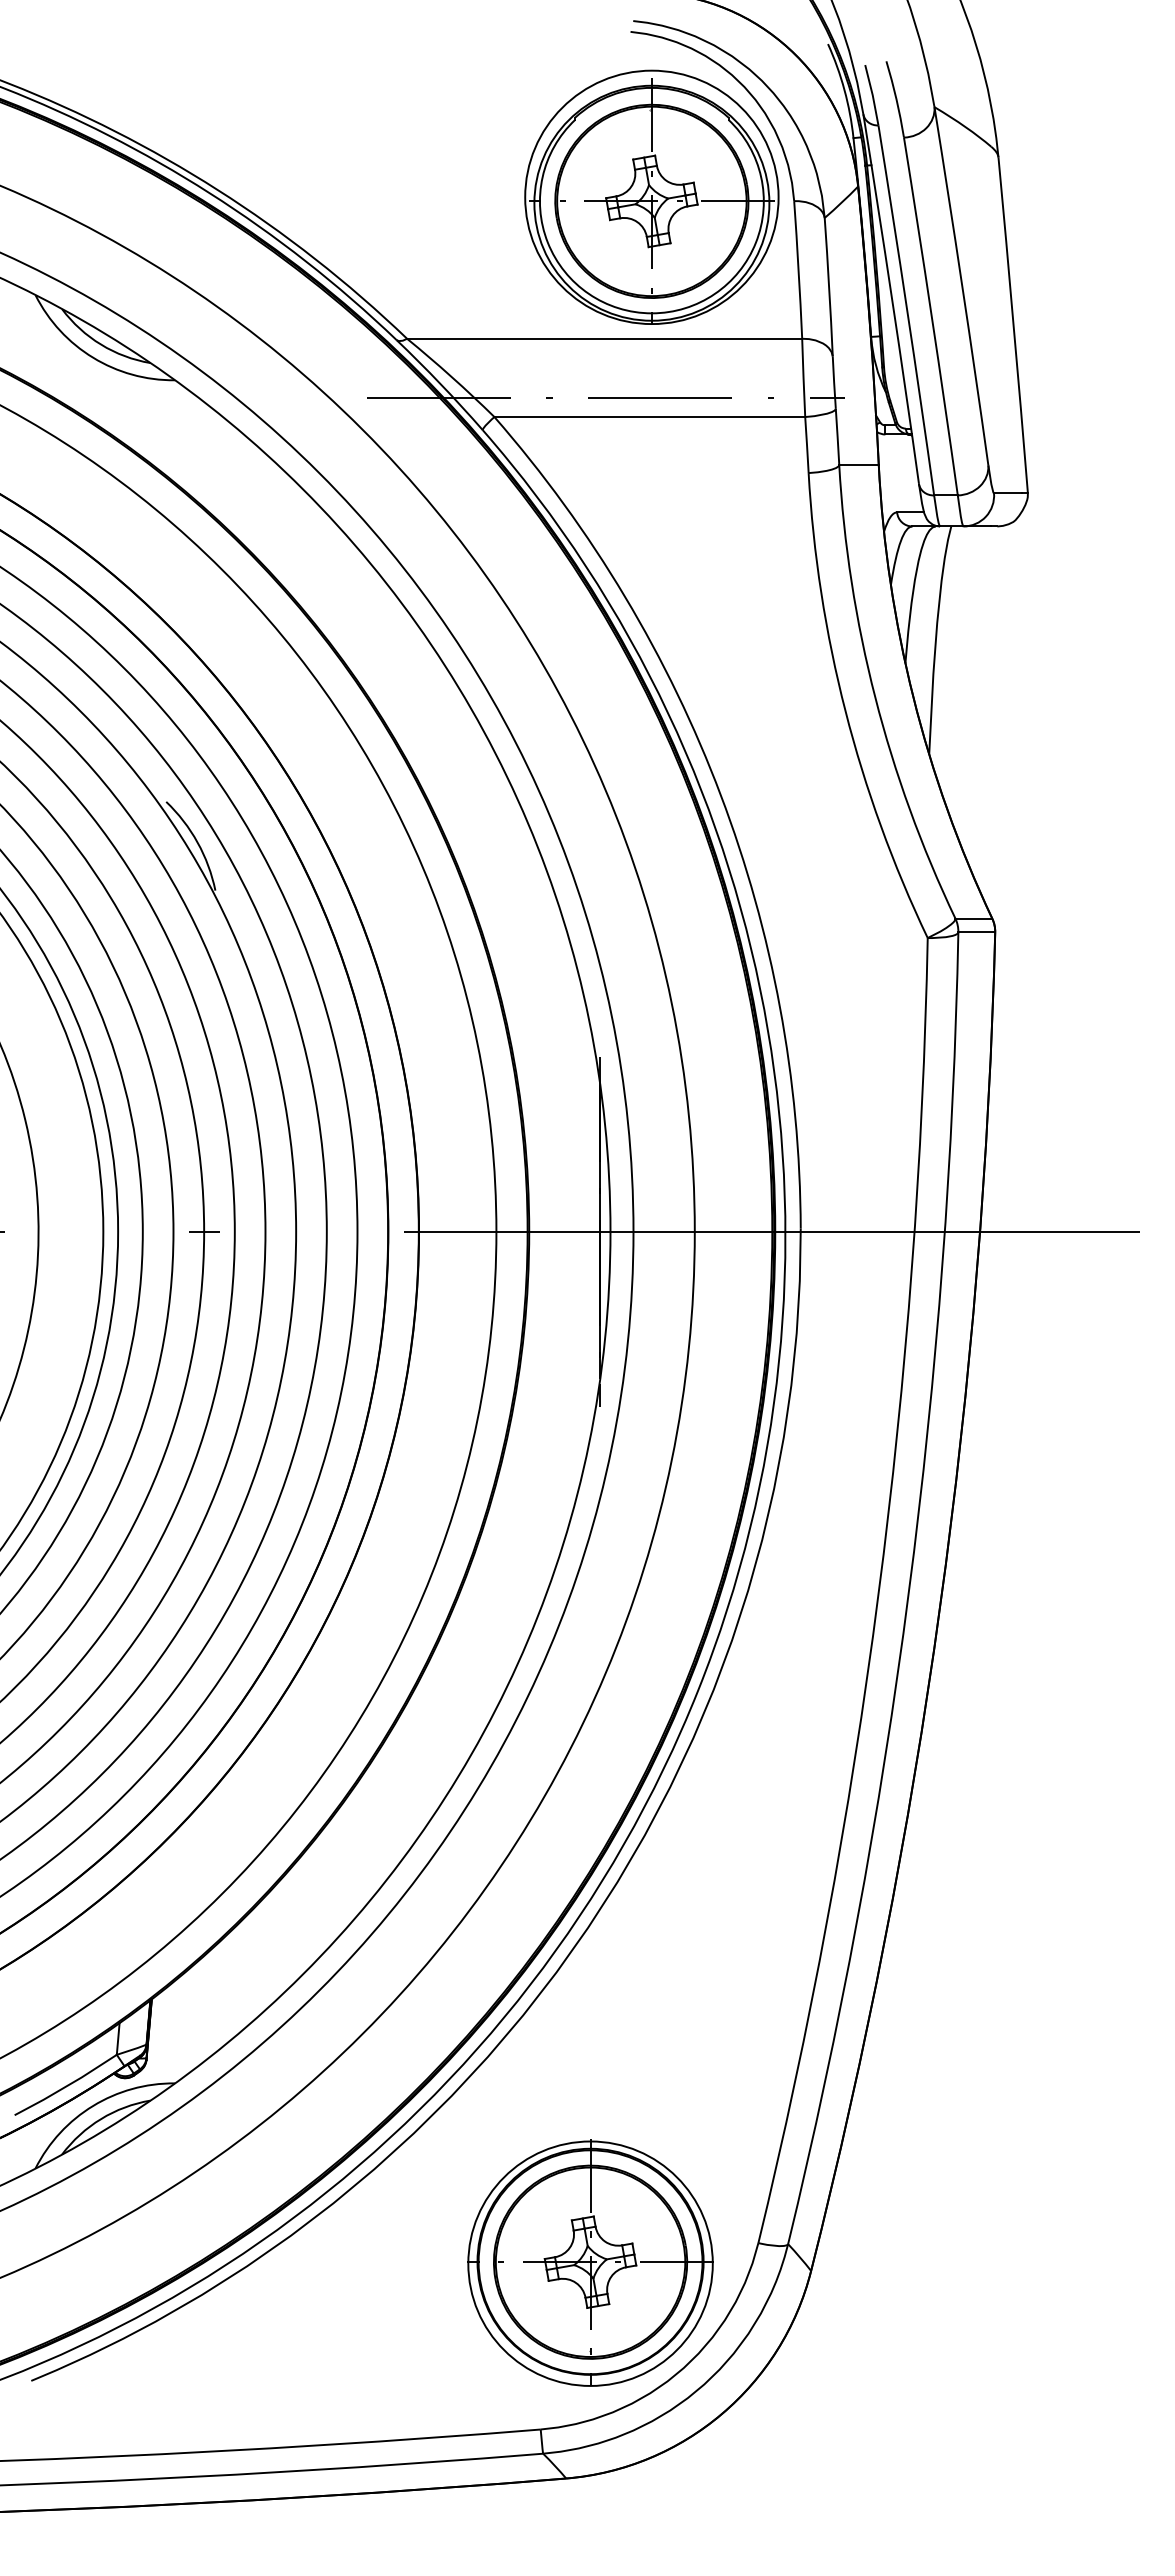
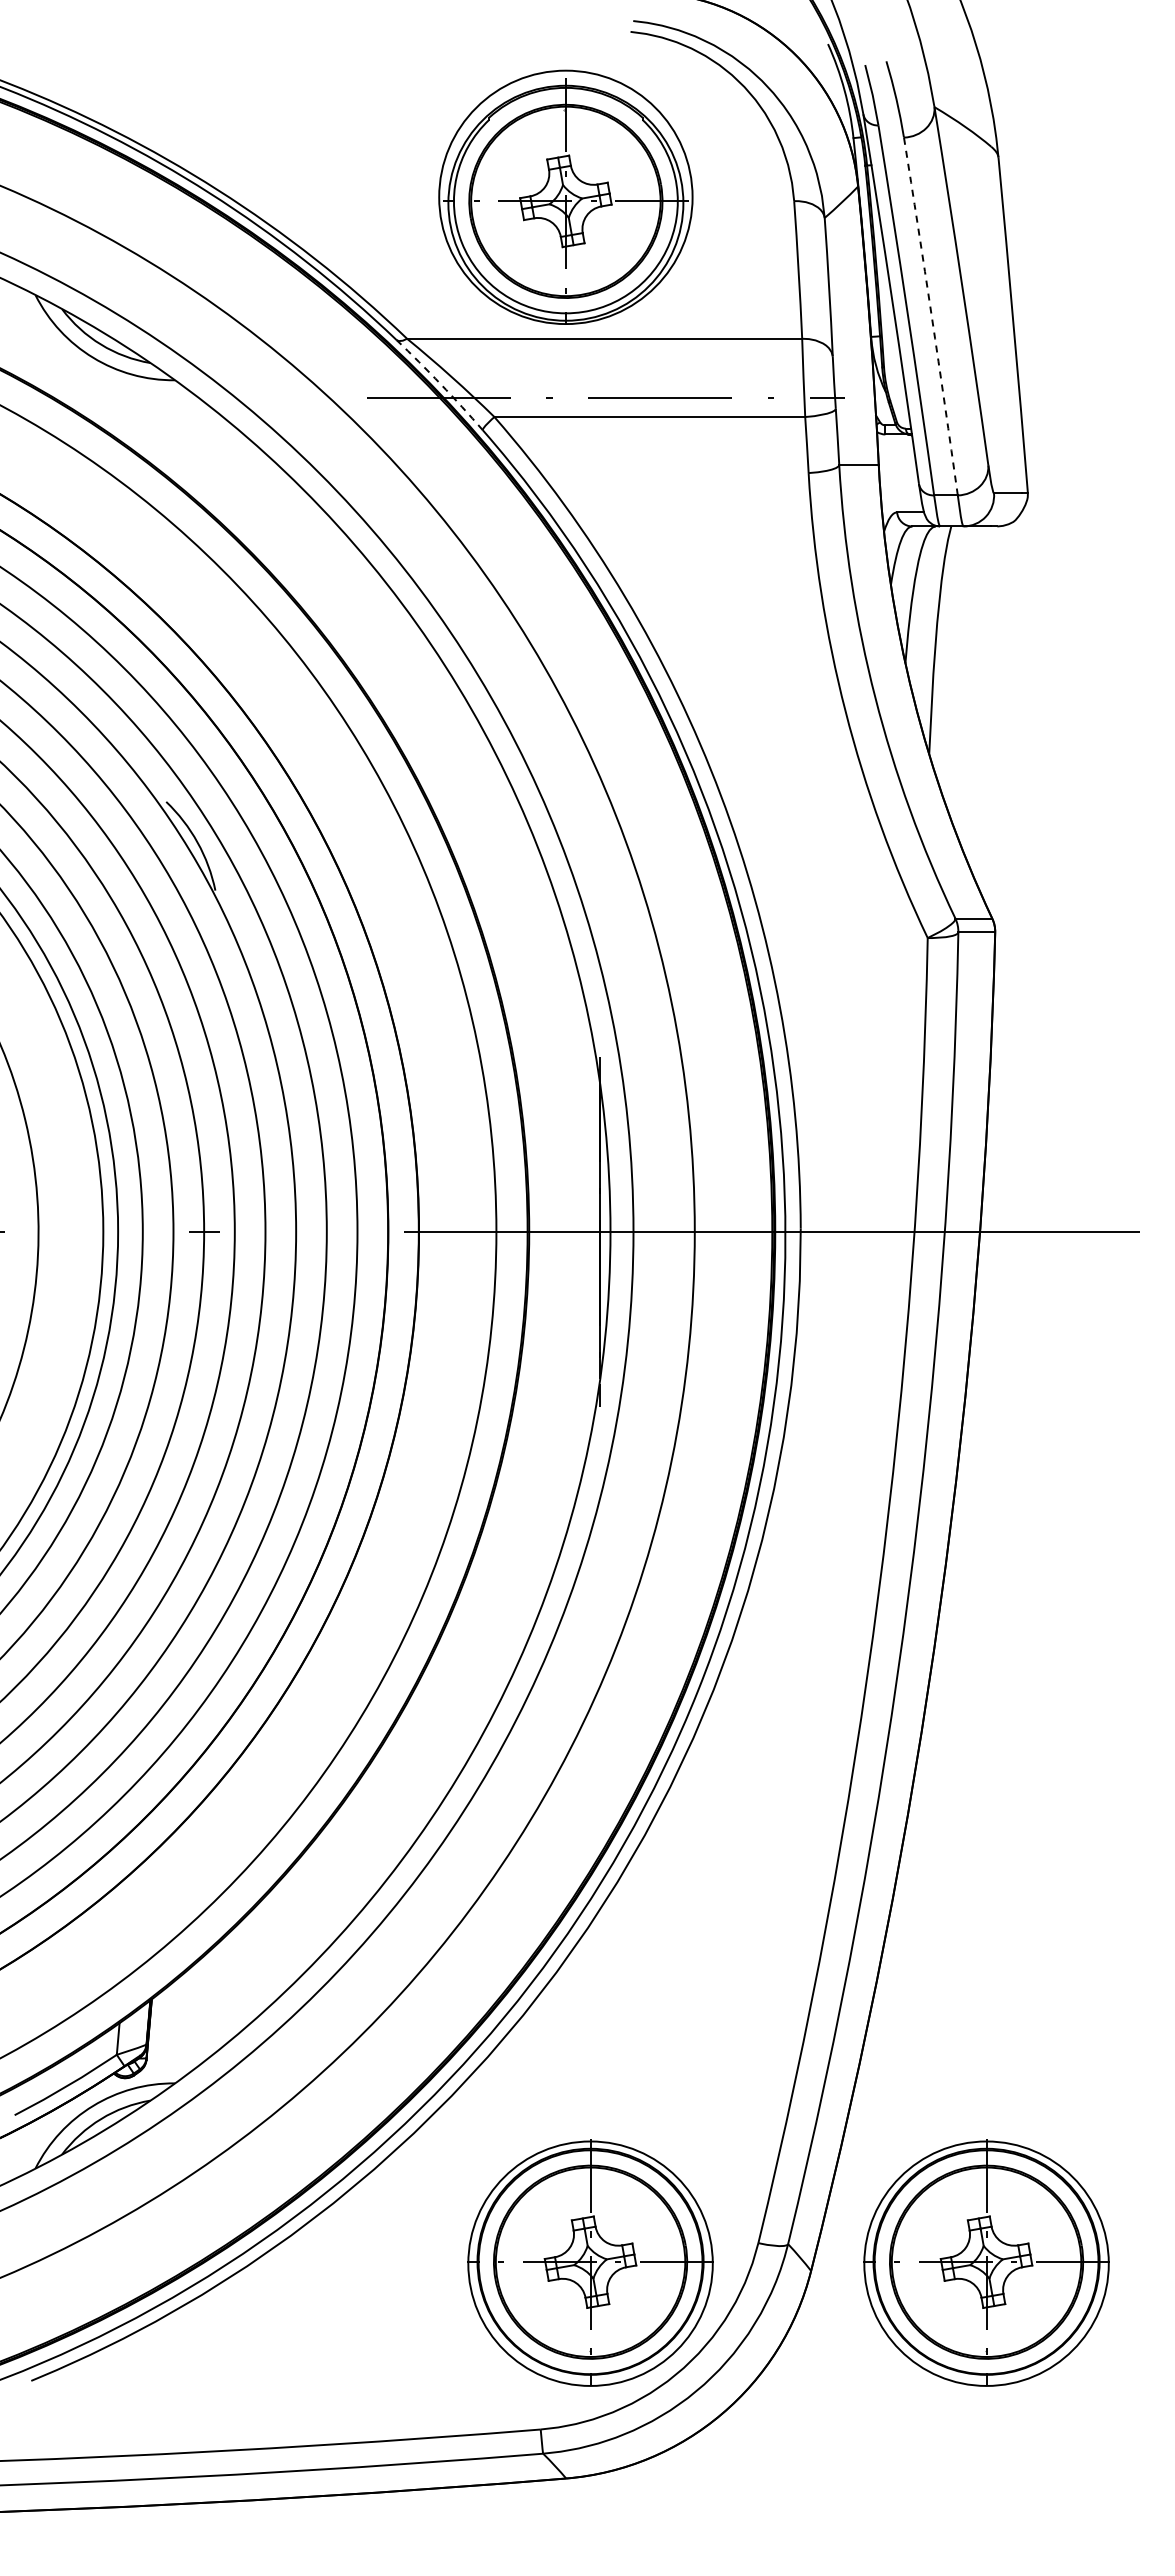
part position: (651, 196) -> (565, 196) (565, 196)
arc: solid -> dashed (931, 316)
arc: solid -> dashed (440, 384)
part: none -> present (986, 2262)
